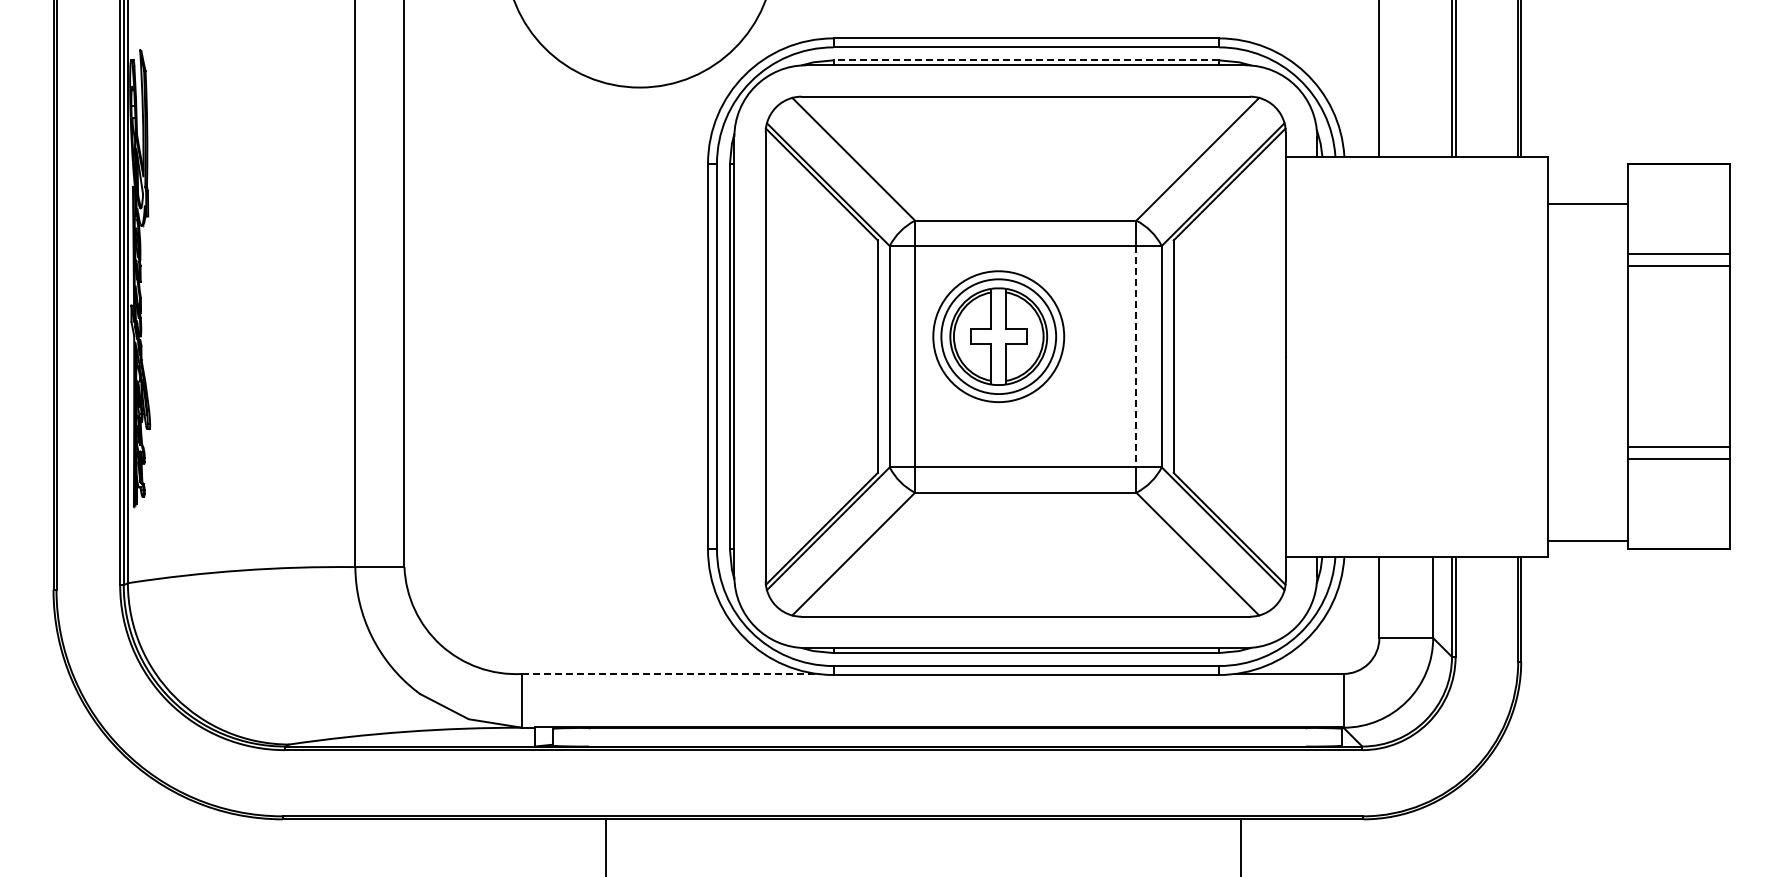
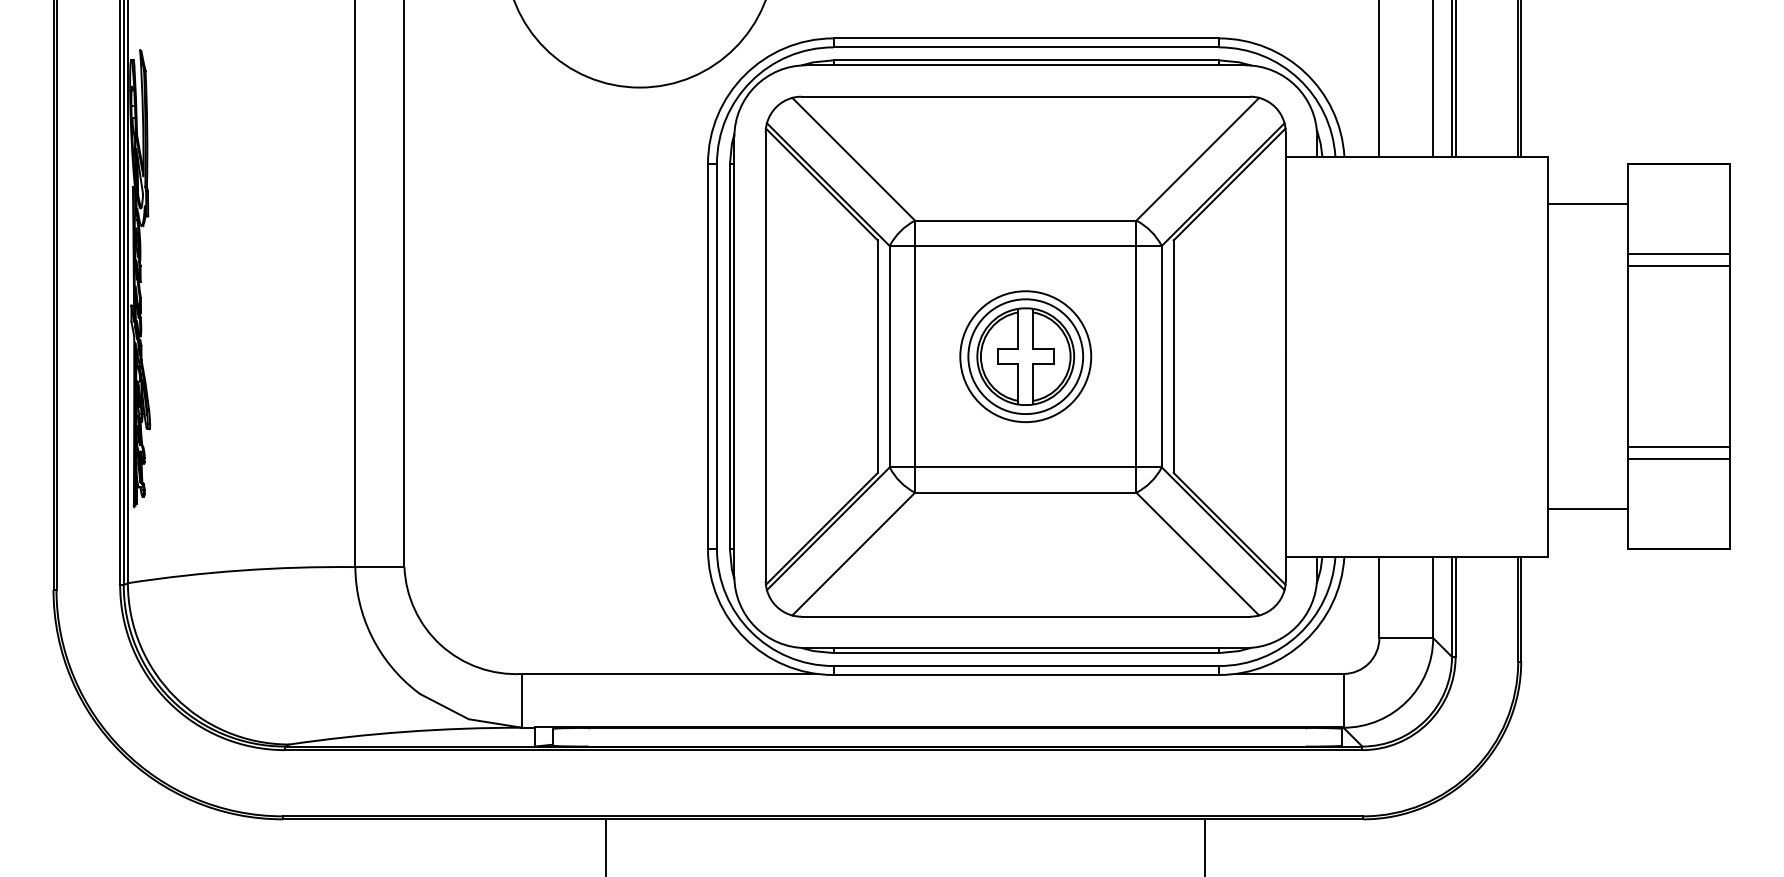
line: dashed -> solid (1026, 60)
line: none -> present (1433, 79)
part position: (998, 336) -> (1025, 356) (1025, 356)
line: dashed -> solid (1136, 356)
line position: (1587, 541) -> (1587, 509) (1587, 509)
line: dashed -> solid (669, 673)
line position: (1240, 846) -> (1204, 846) (1204, 846)
